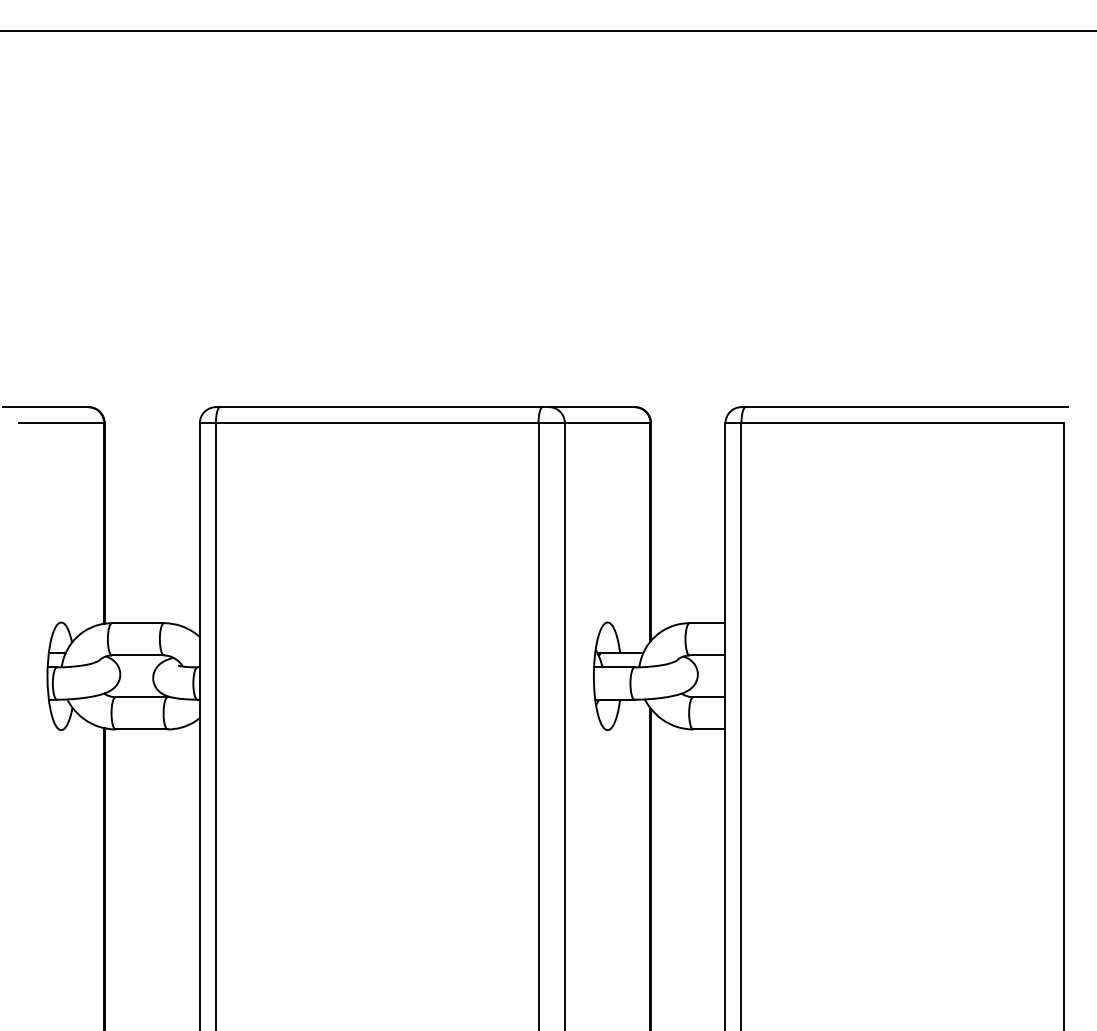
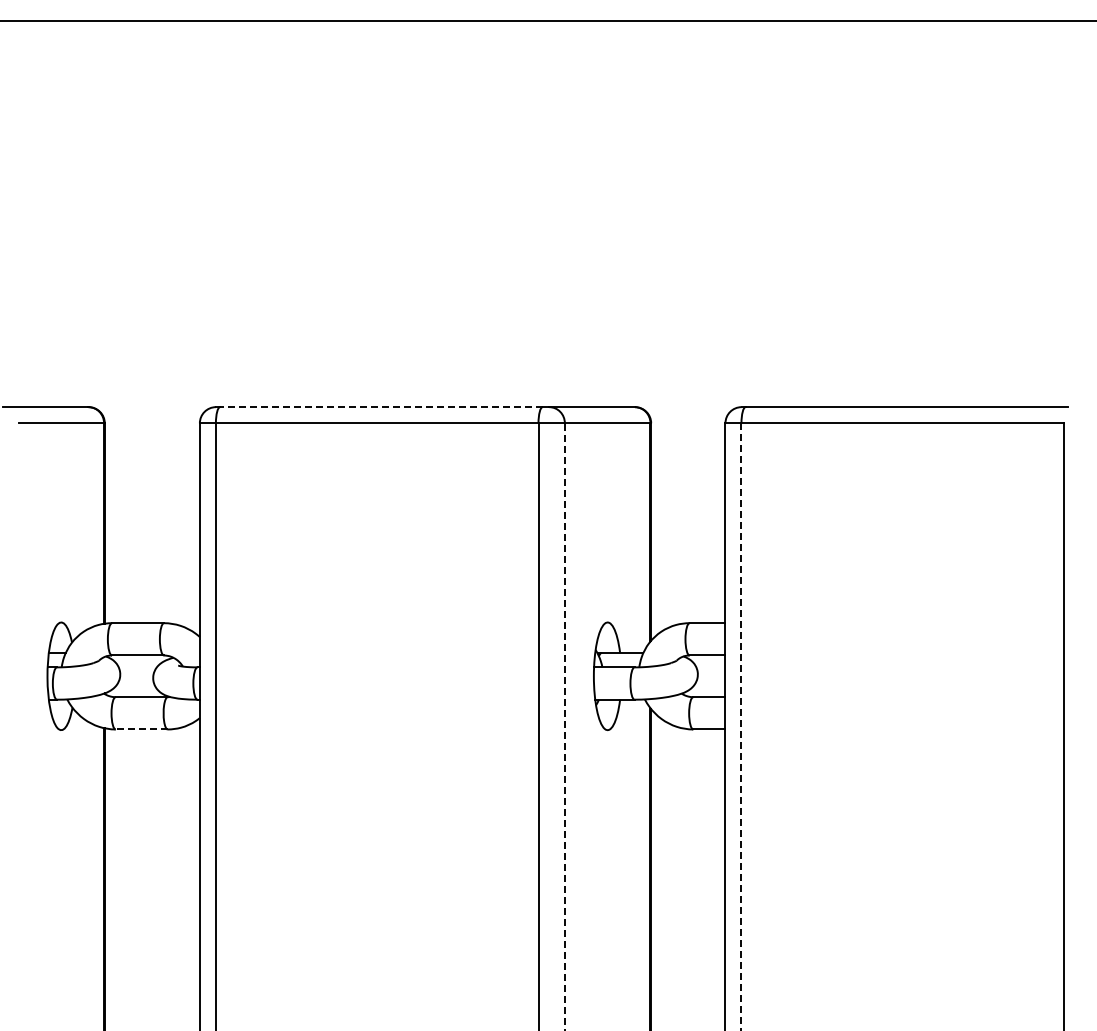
line position: (547, 31) -> (547, 21) (547, 21)
line: solid -> dashed (380, 407)
line: solid -> dashed (564, 726)
line: solid -> dashed (741, 727)
line: solid -> dashed (141, 729)
